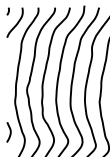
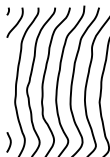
curve position: (9, 132) -> (9, 142) (9, 142)
